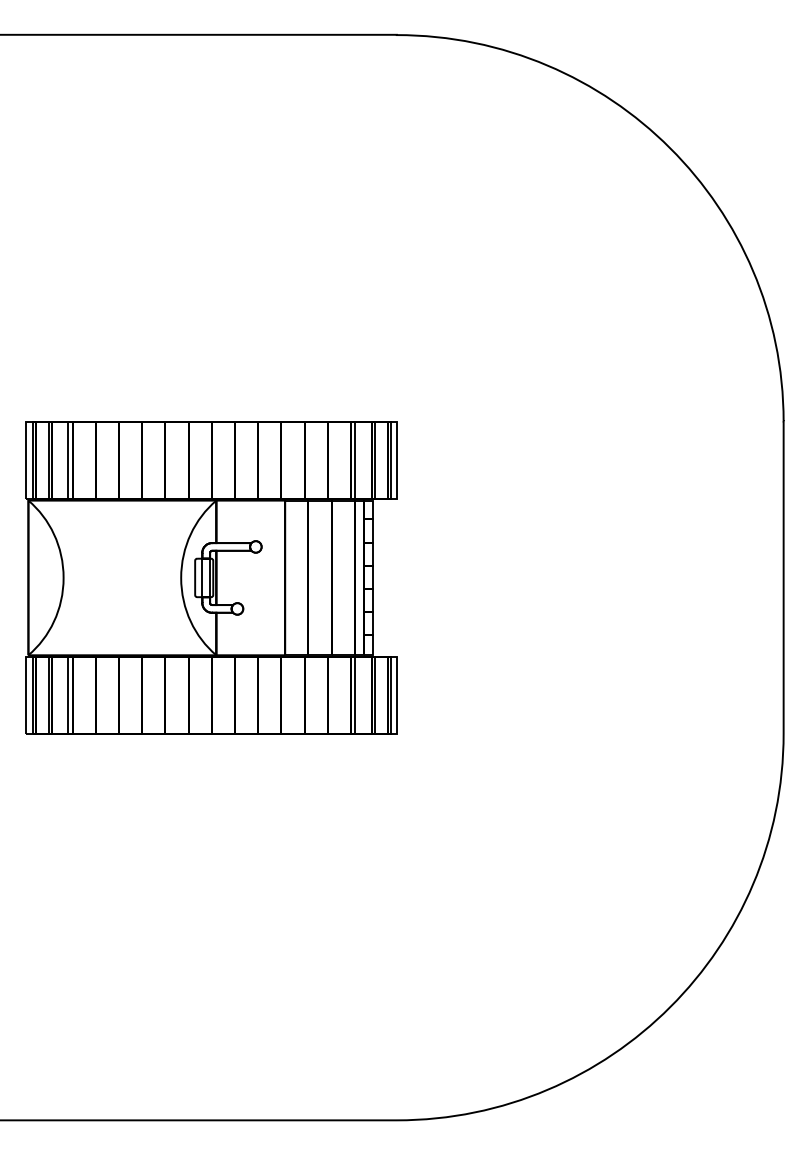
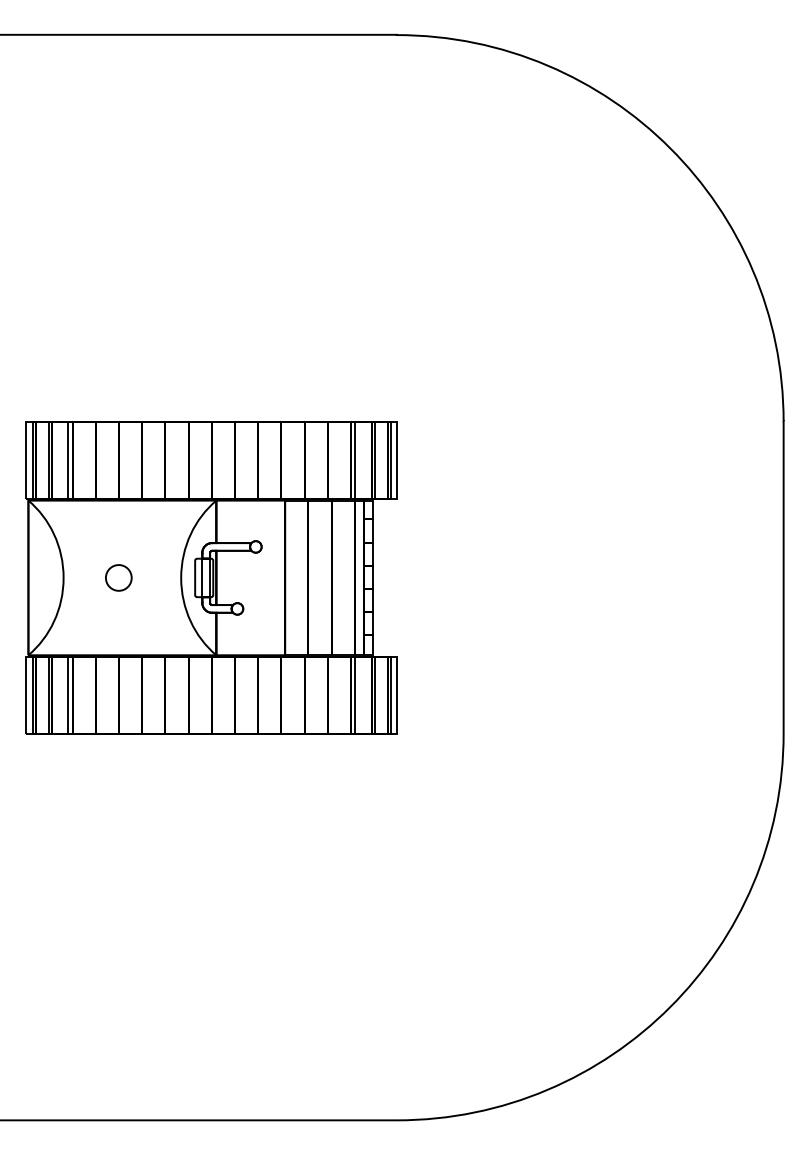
part: none -> present (118, 577)
